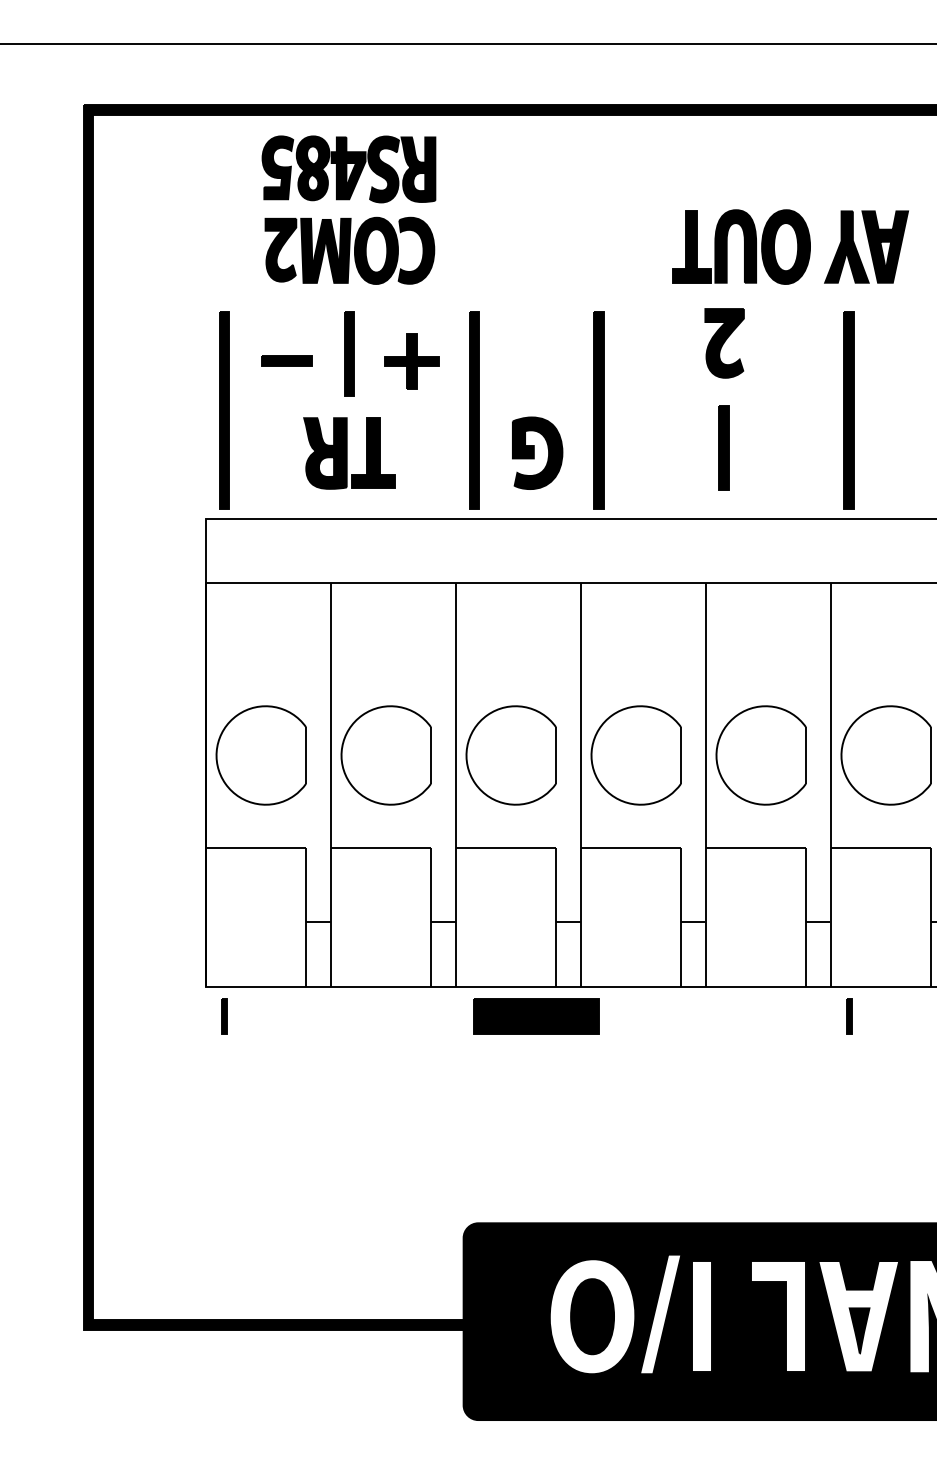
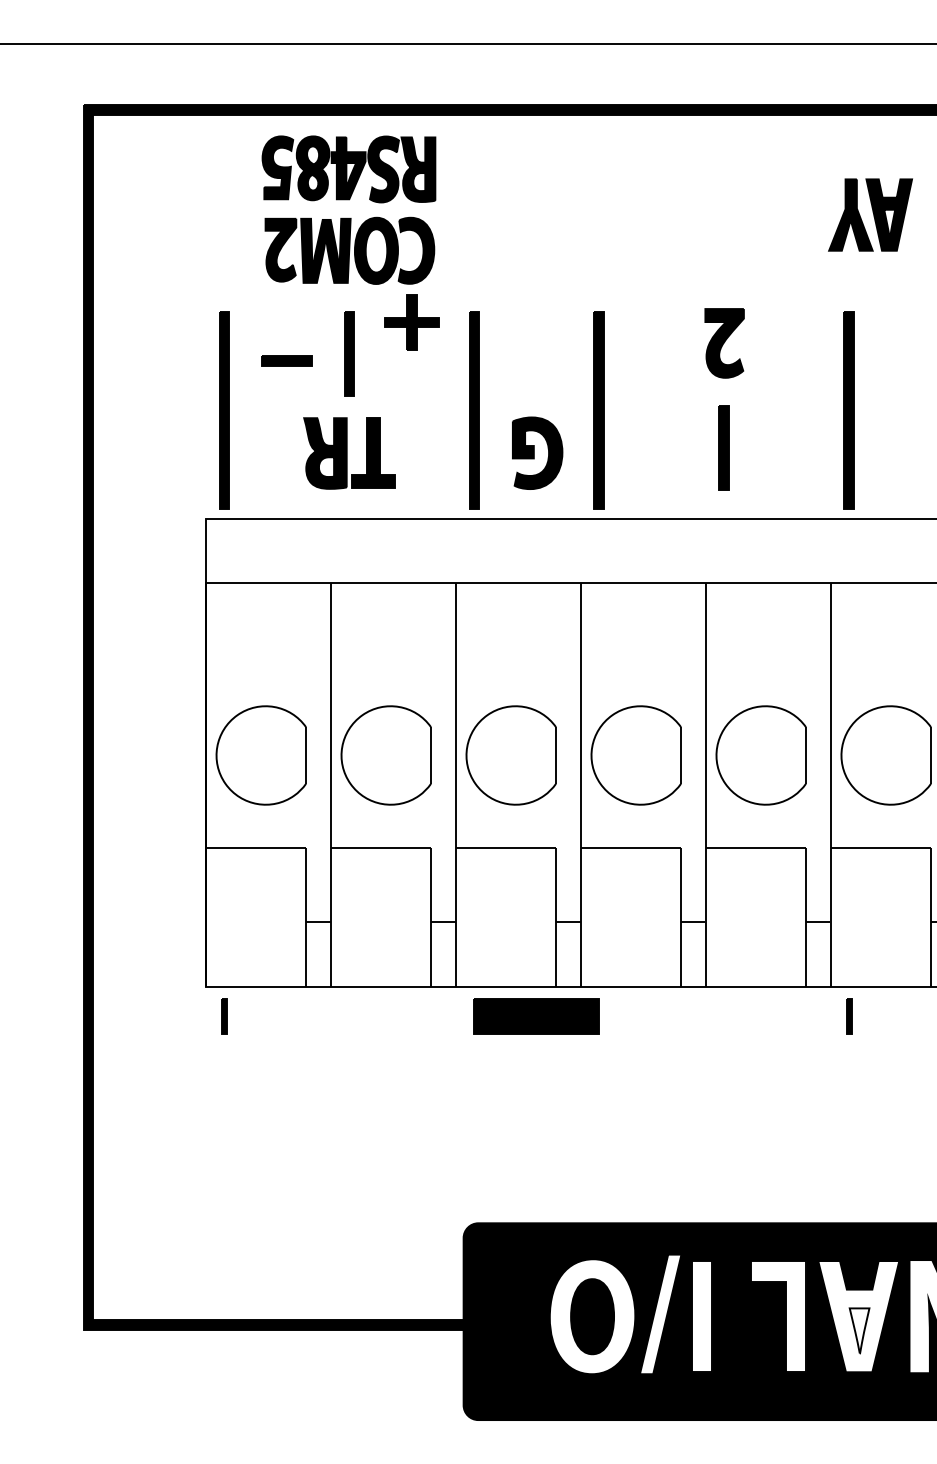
part: present -> none (741, 246)
part position: (866, 246) -> (870, 214) (870, 214)
part position: (411, 361) -> (411, 322) (411, 322)
fill: present -> none (859, 1330)
